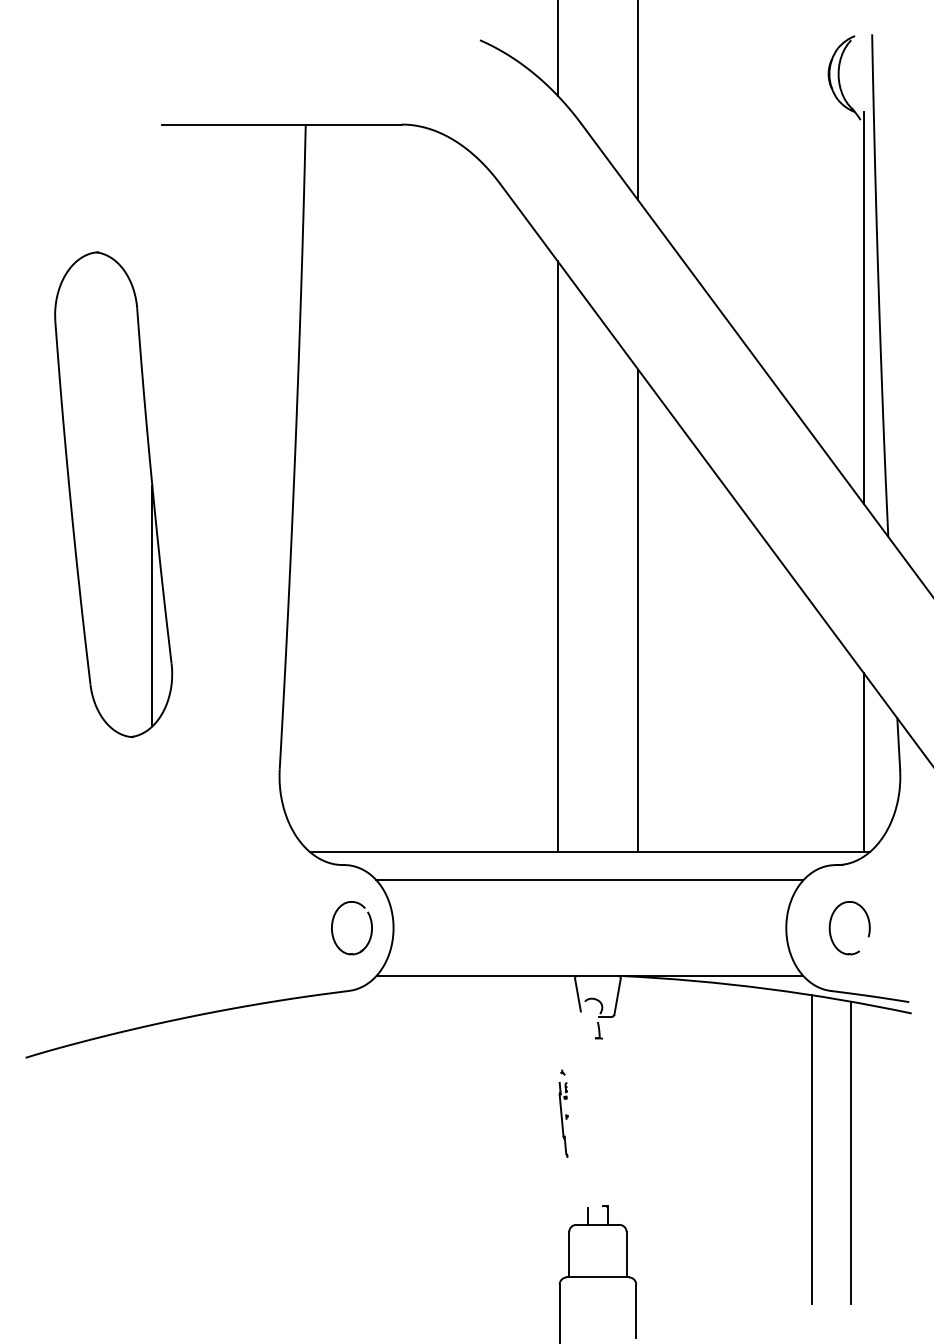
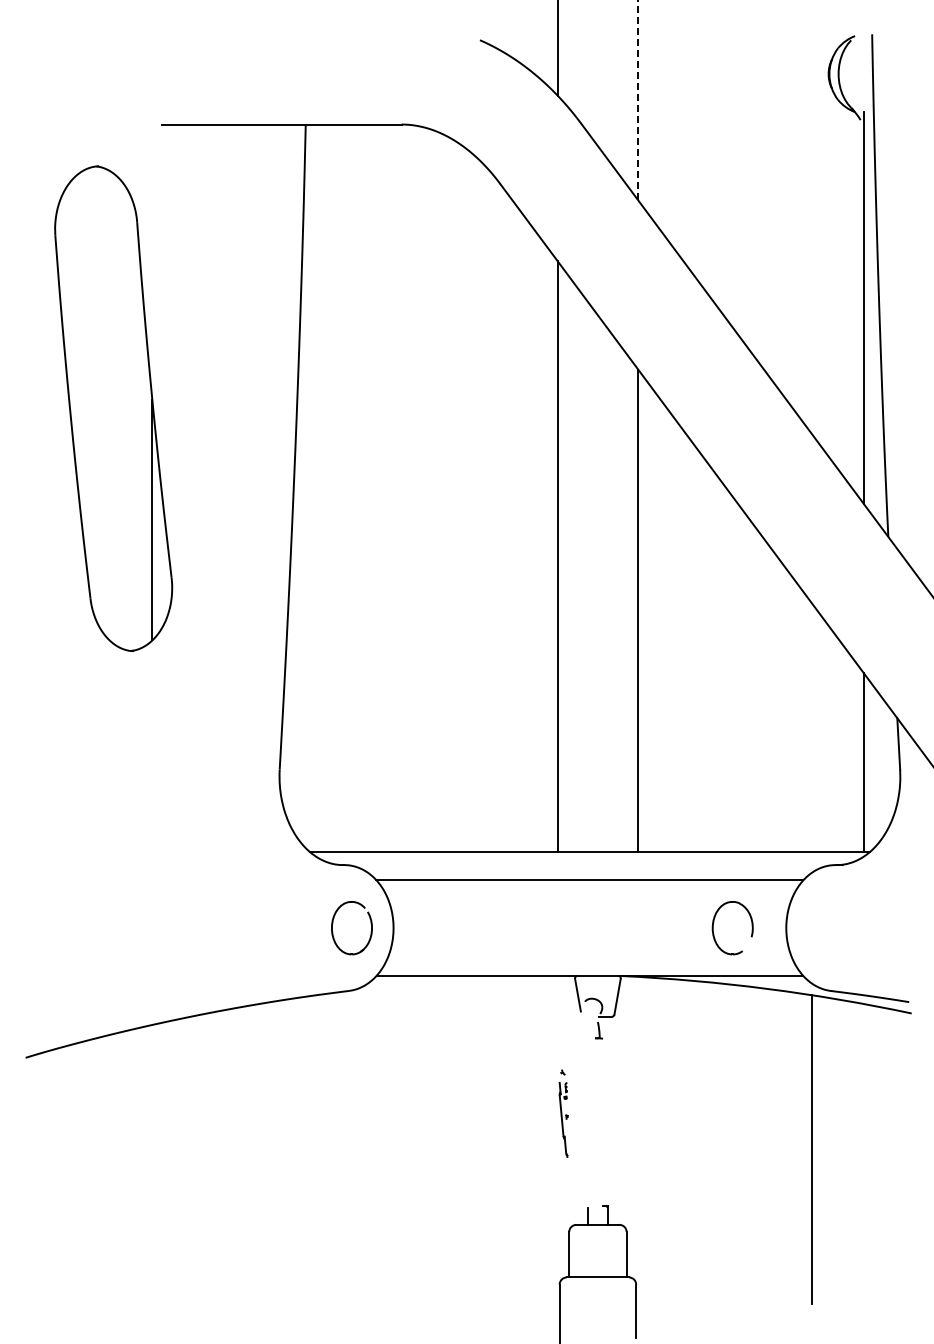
line: solid -> dashed (638, 100)
part position: (113, 494) -> (113, 408) (113, 408)
part position: (831, 933) -> (714, 933) (714, 933)
line: present -> none (850, 1152)
